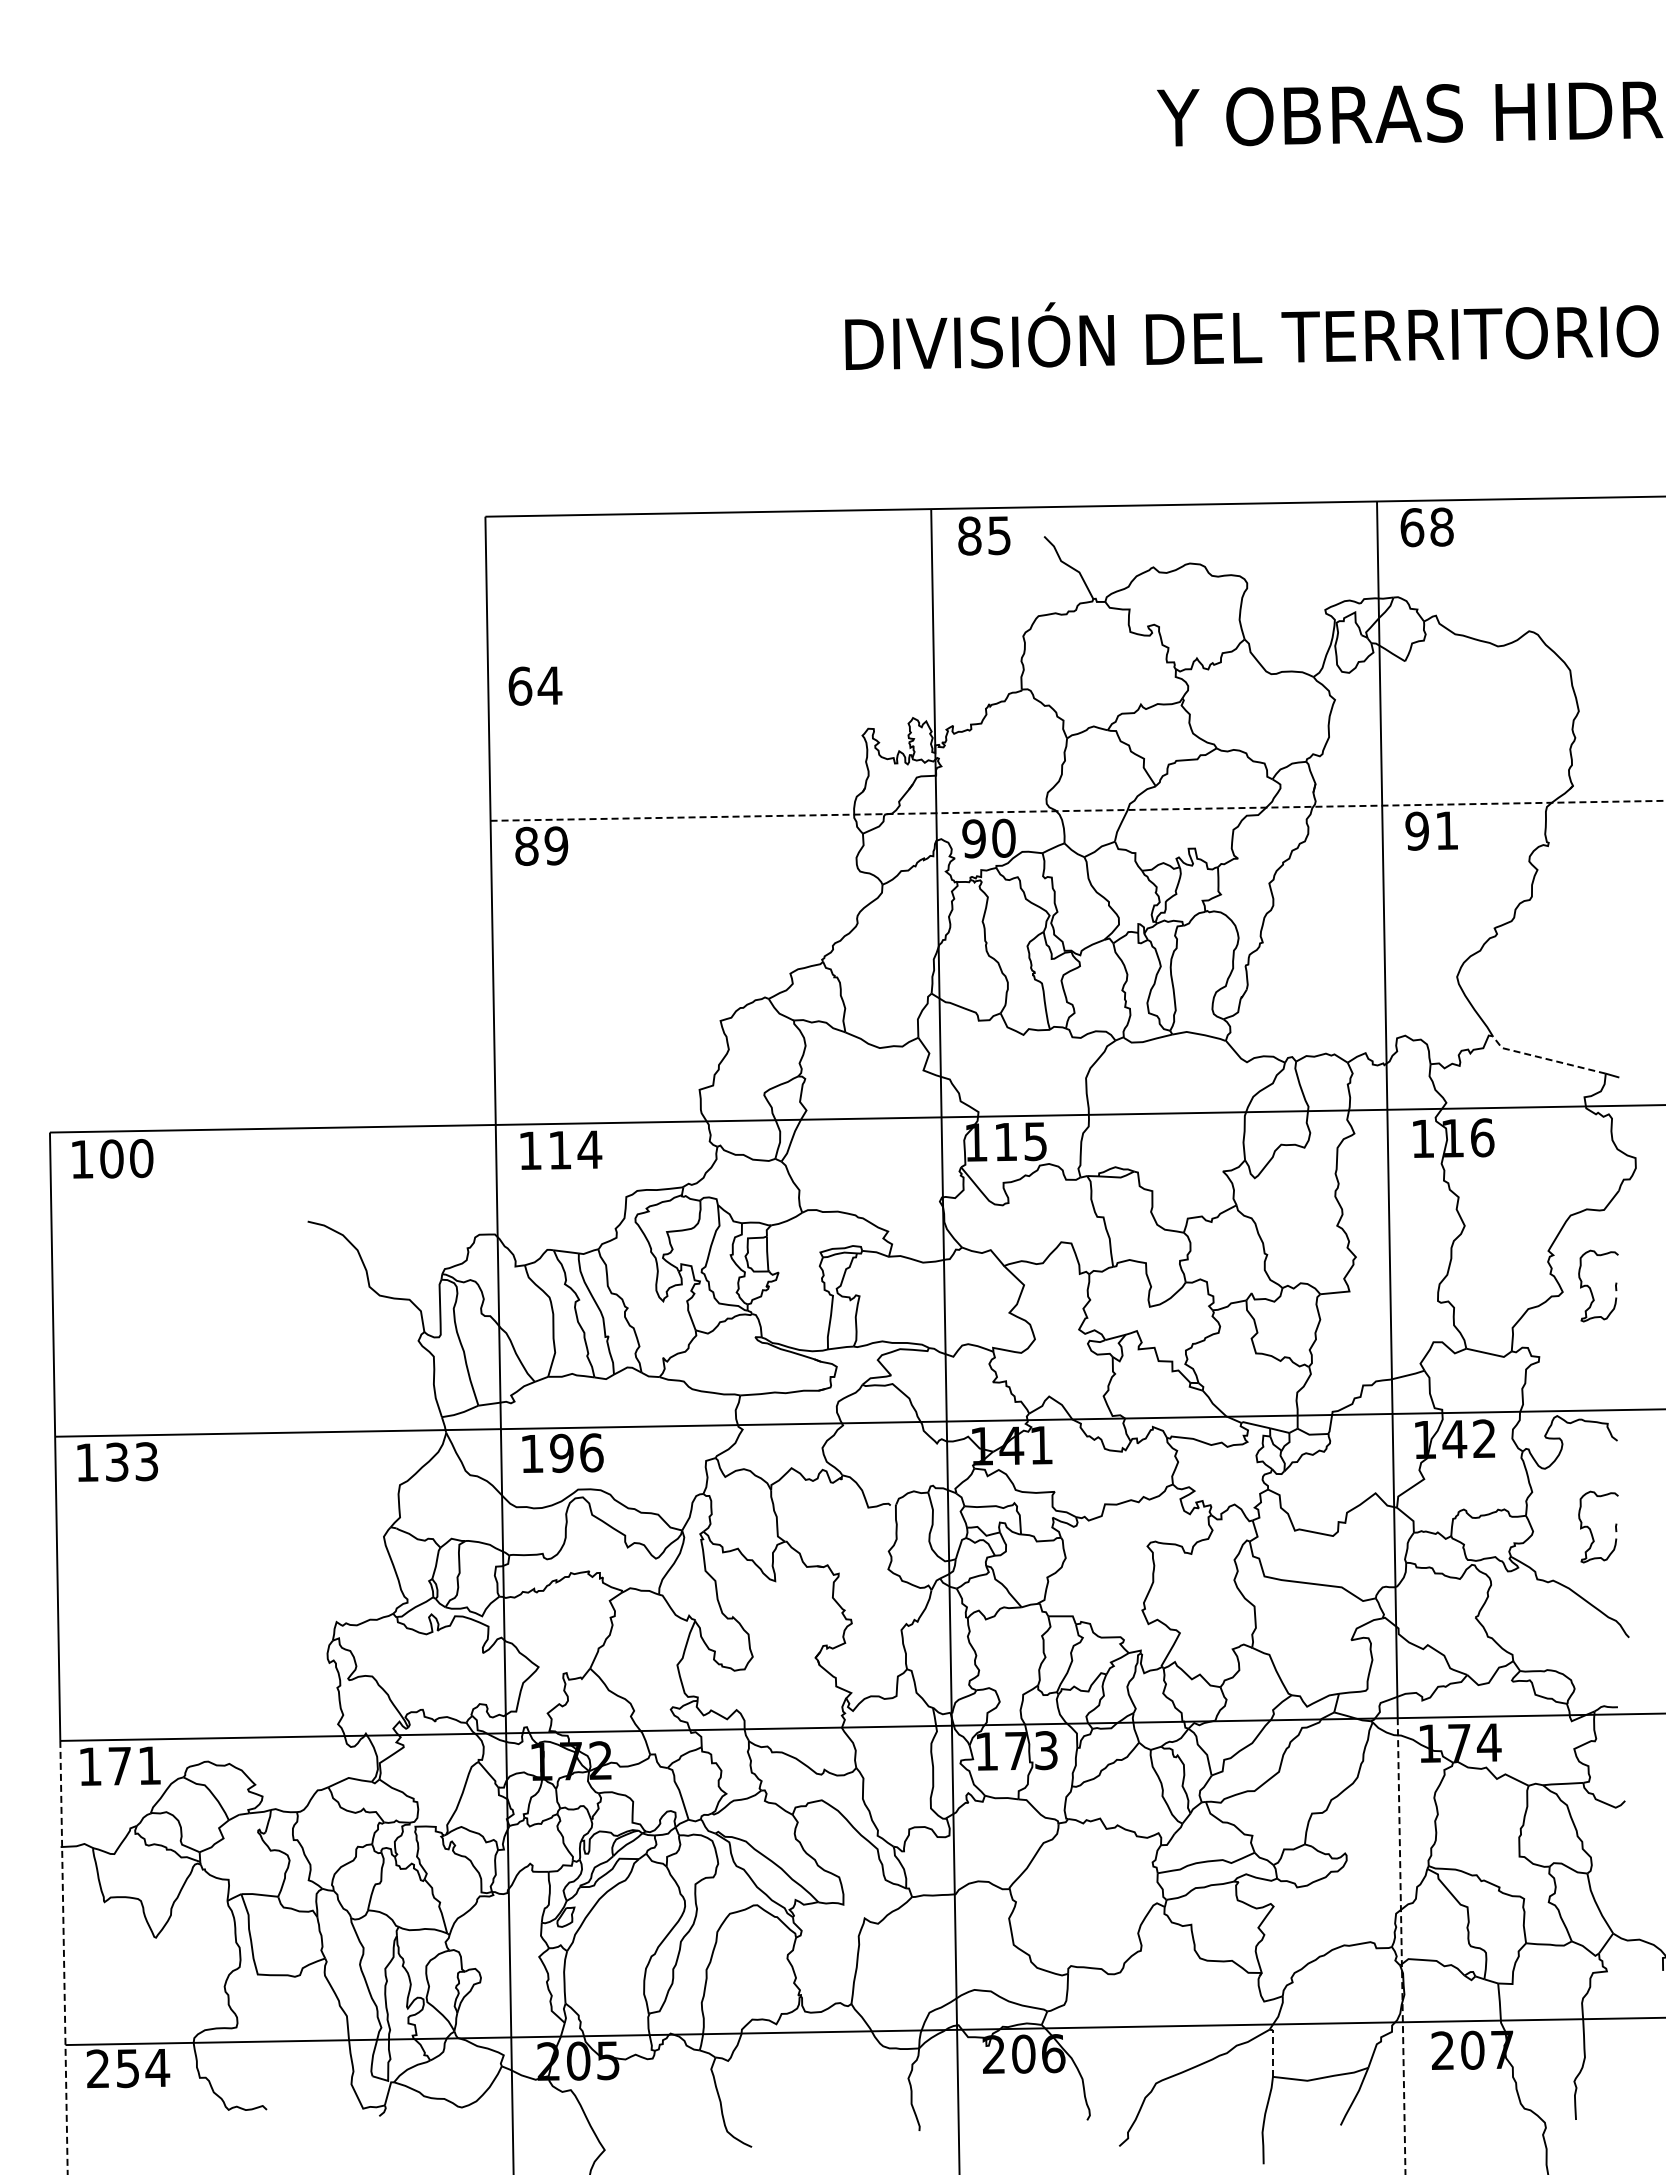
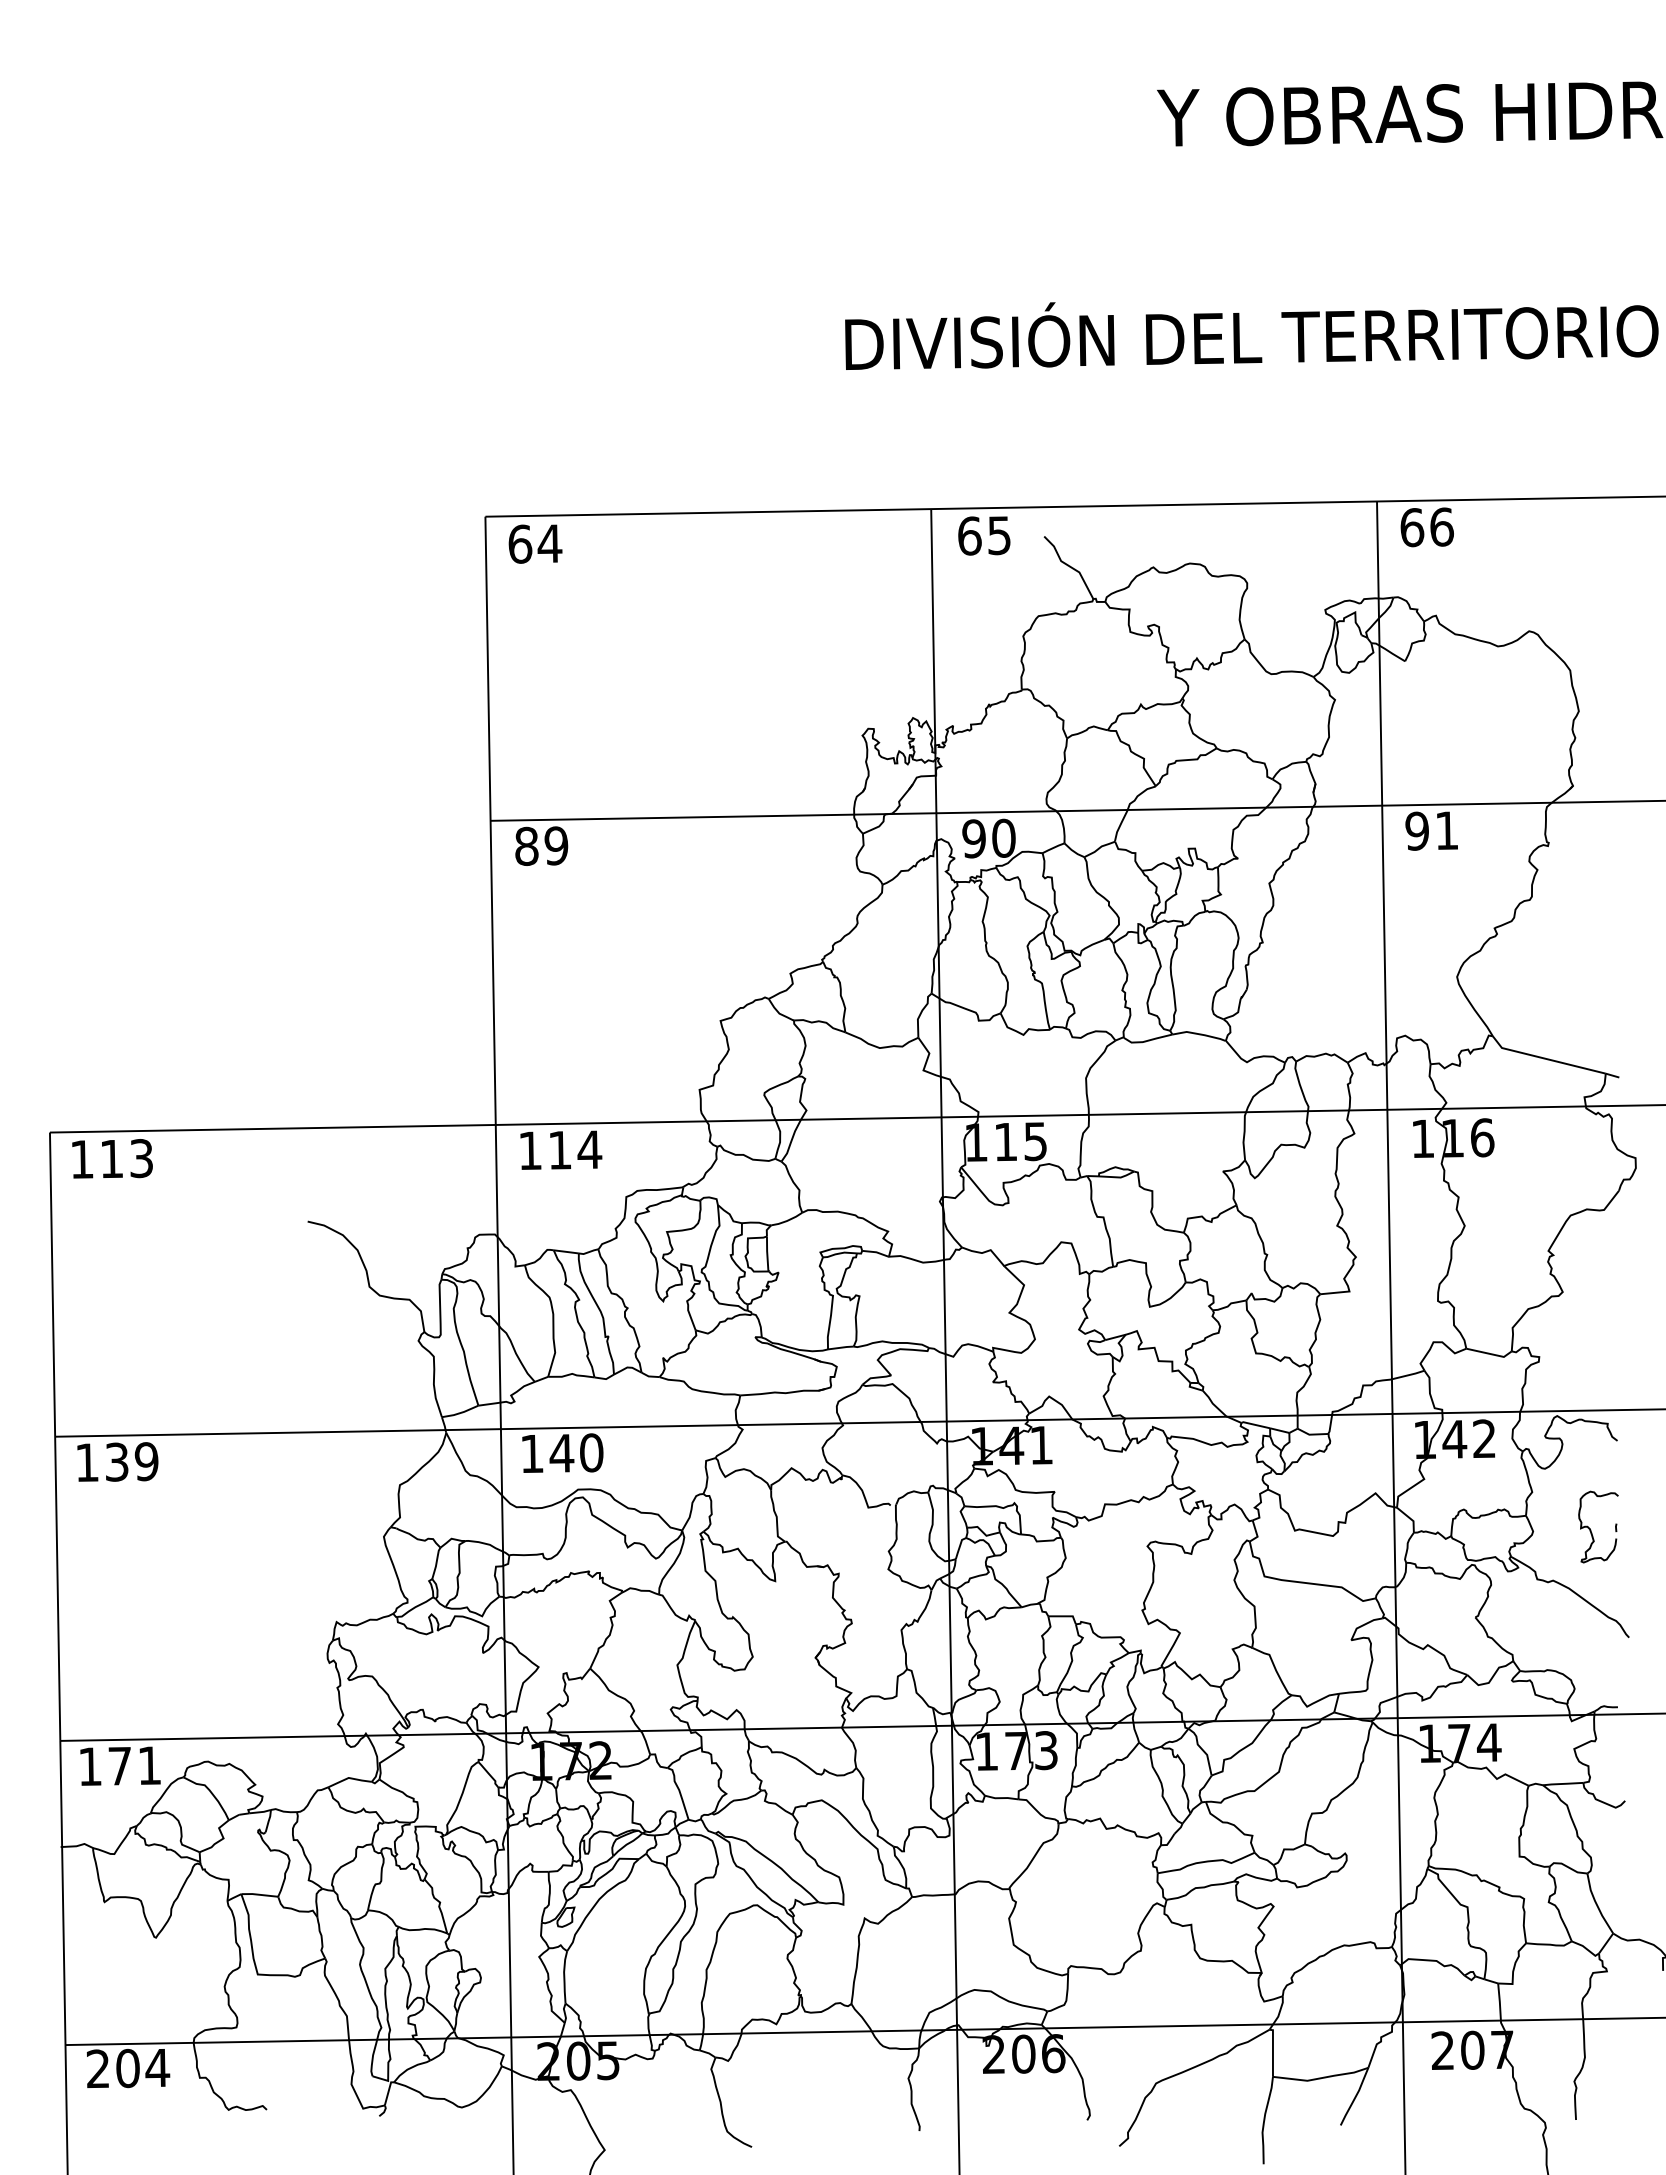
text: 68 -> 66 (1441, 526)
text: 85 -> 65 (969, 535)
text position: (535, 685) -> (535, 543) (535, 543)
line: dashed -> solid (1078, 810)
line: dashed -> solid (1545, 1058)
text: 100 -> 113 (126, 1158)
part: present -> none (1591, 1289)
text: 196 -> 140 (576, 1453)
text: 133 -> 139 (146, 1461)
line: dashed -> solid (1401, 1946)
line: dashed -> solid (64, 1957)
line: dashed -> solid (1272, 2051)
text: 254 -> 204 (127, 2068)
